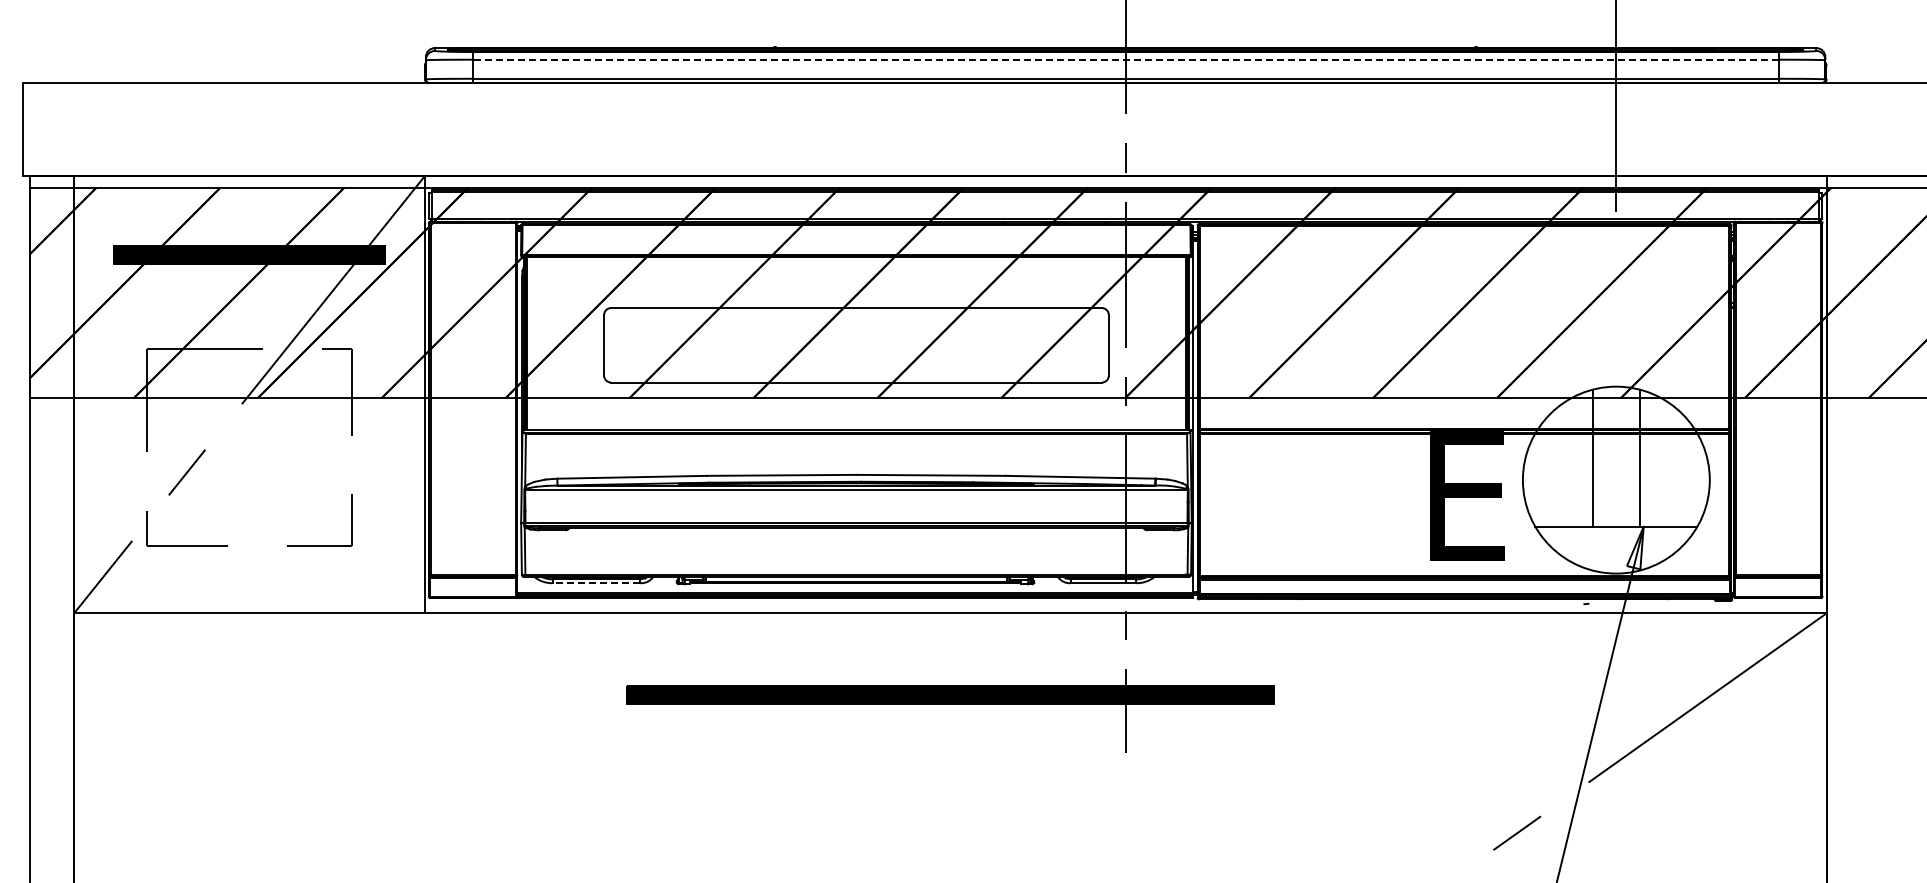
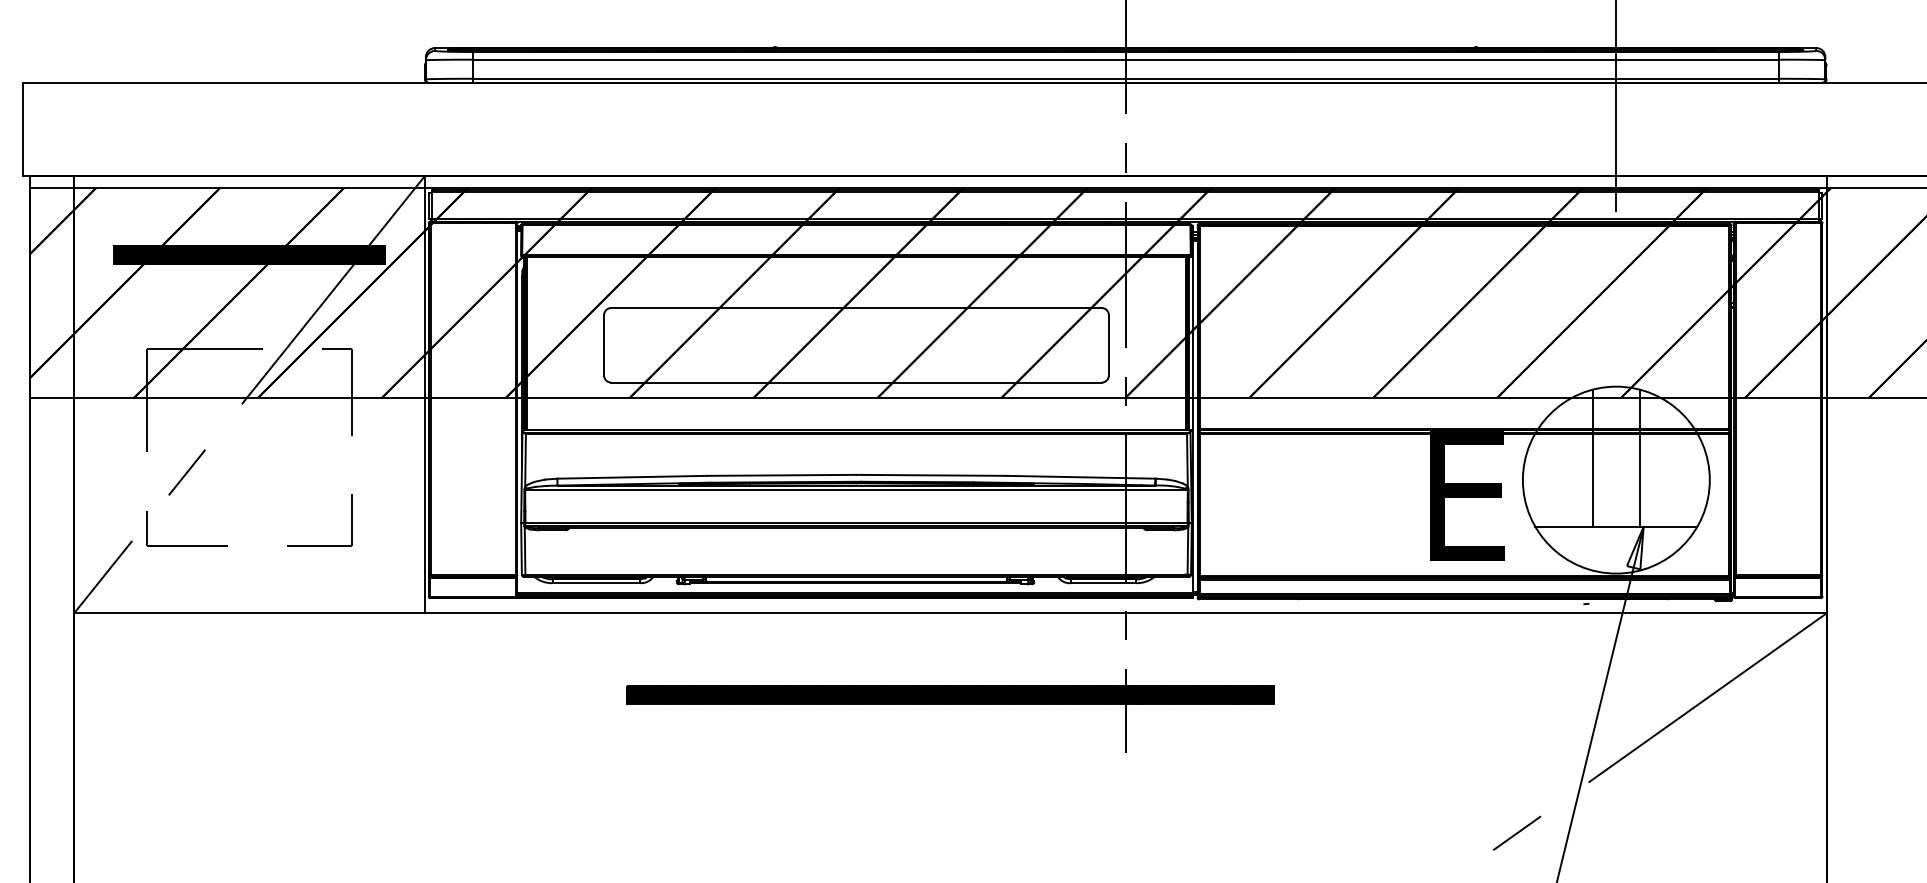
line: dashed -> solid (1125, 59)
line: dashed -> solid (596, 583)
